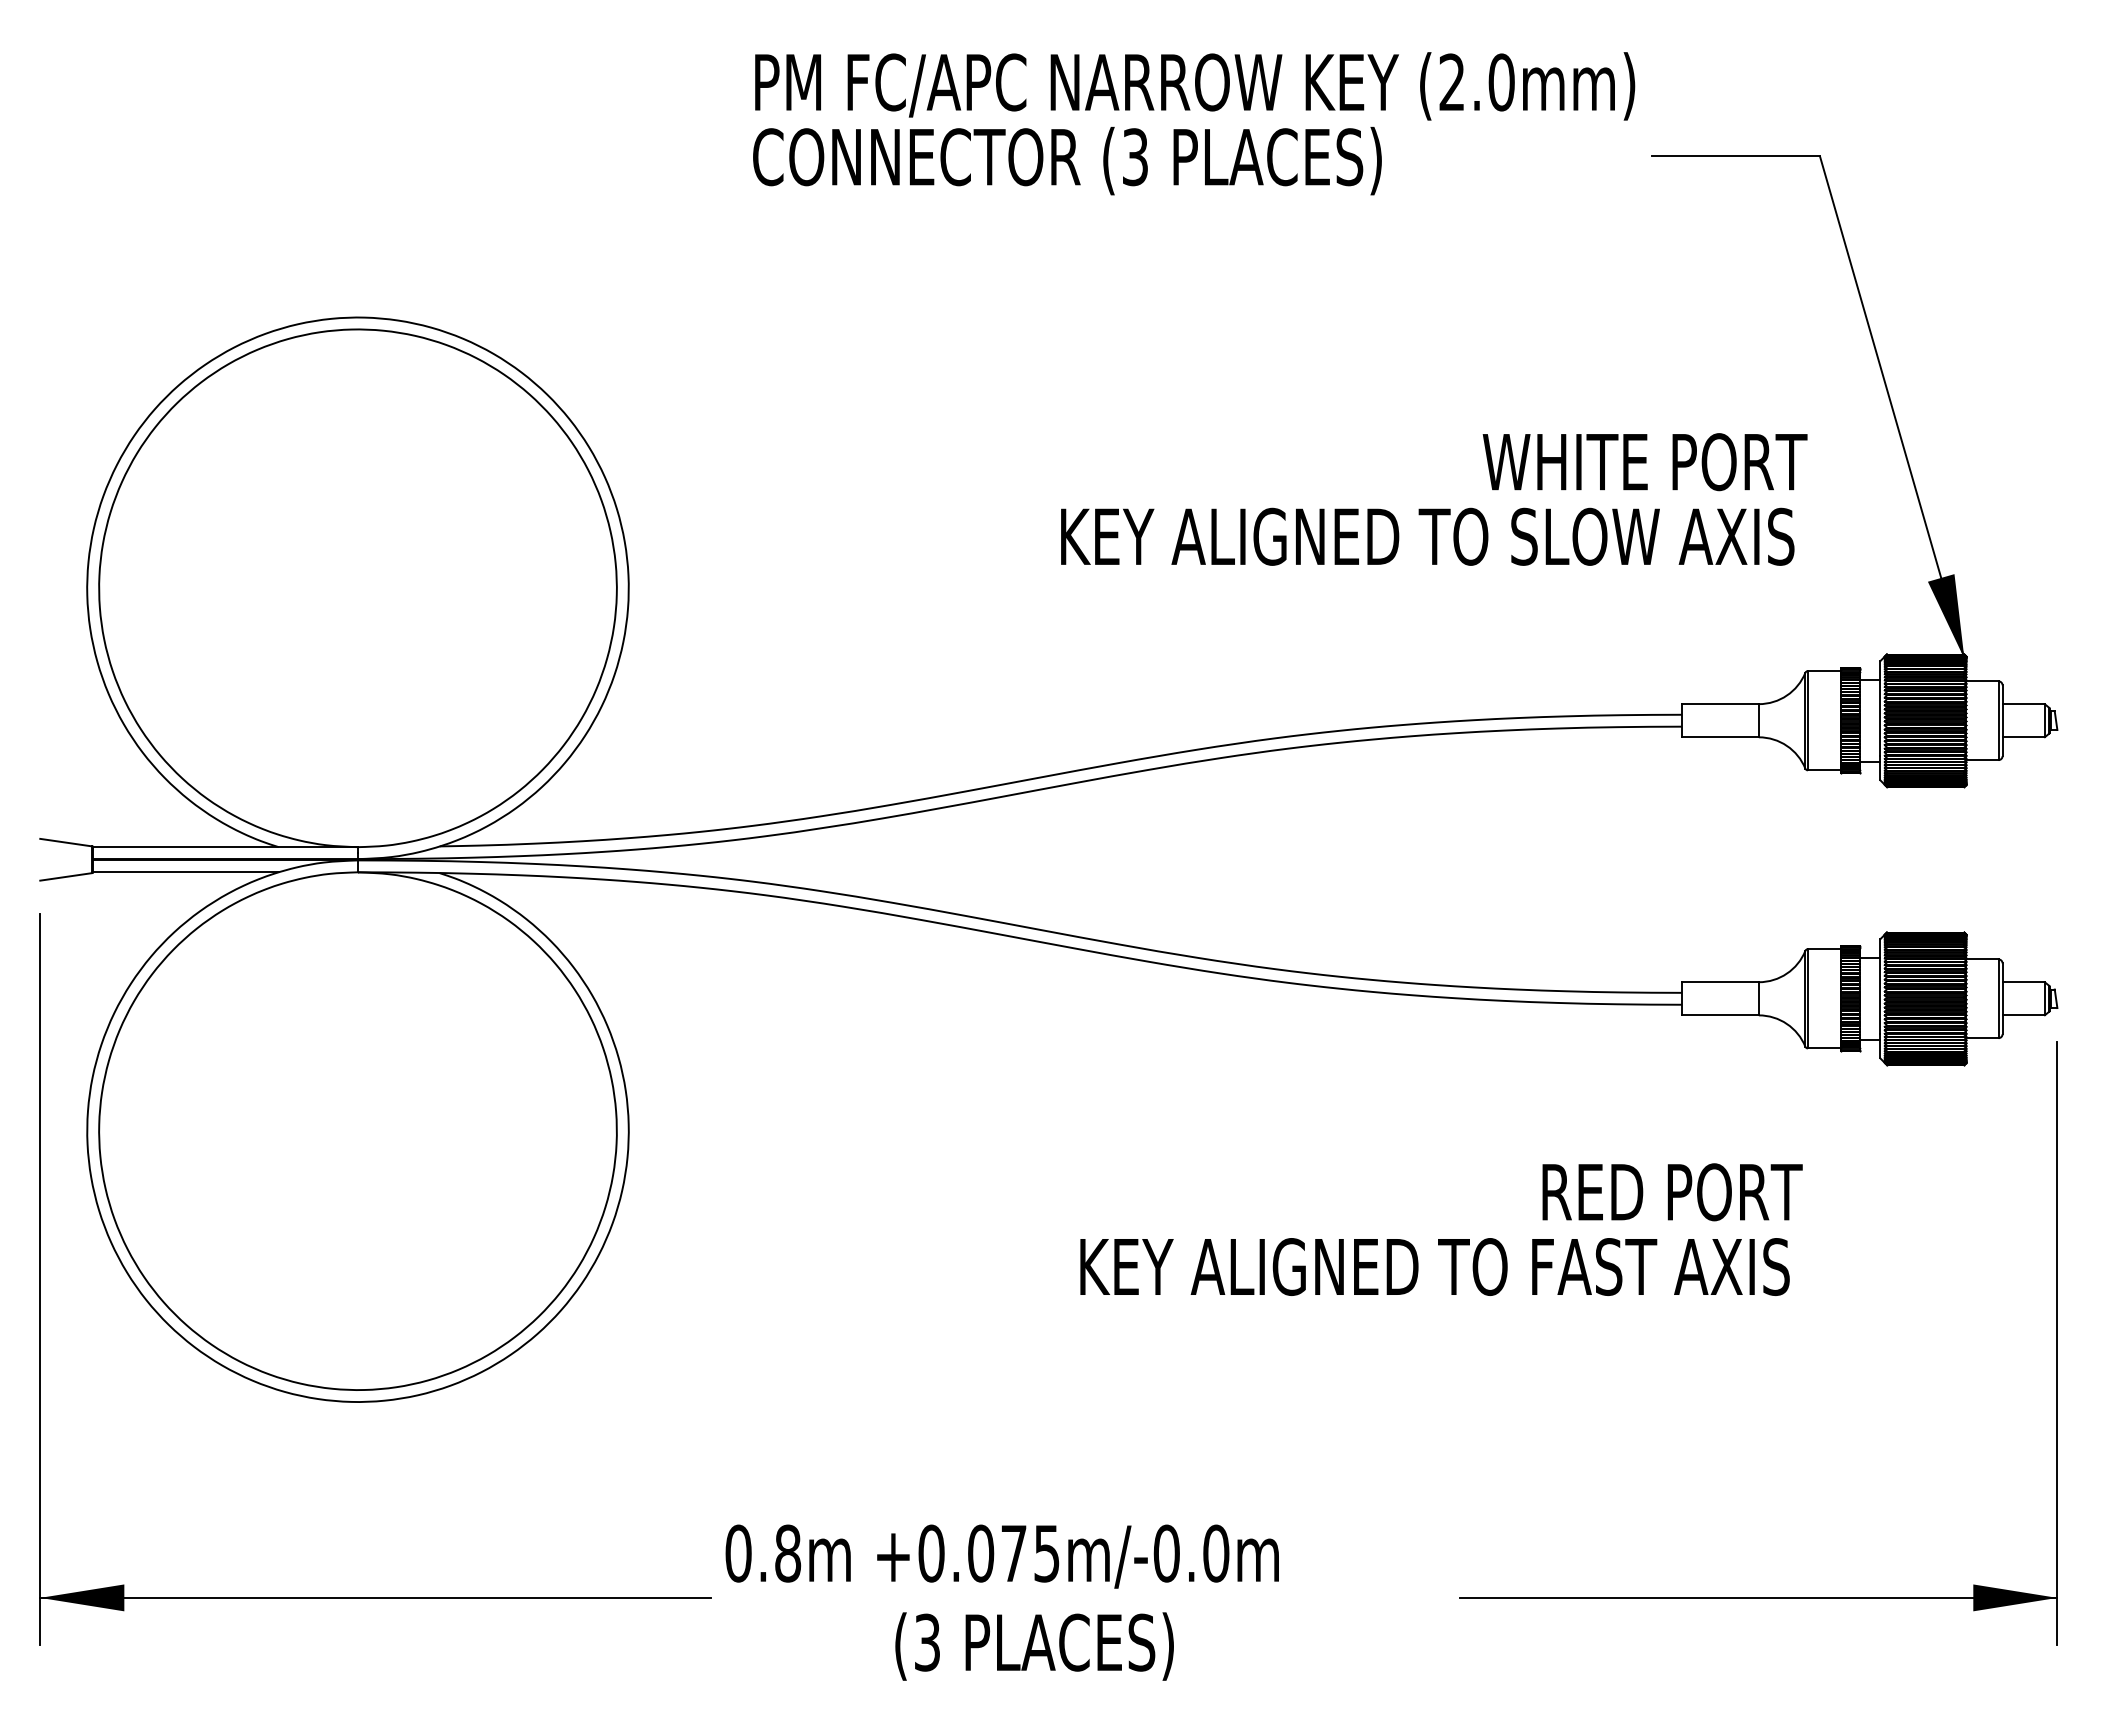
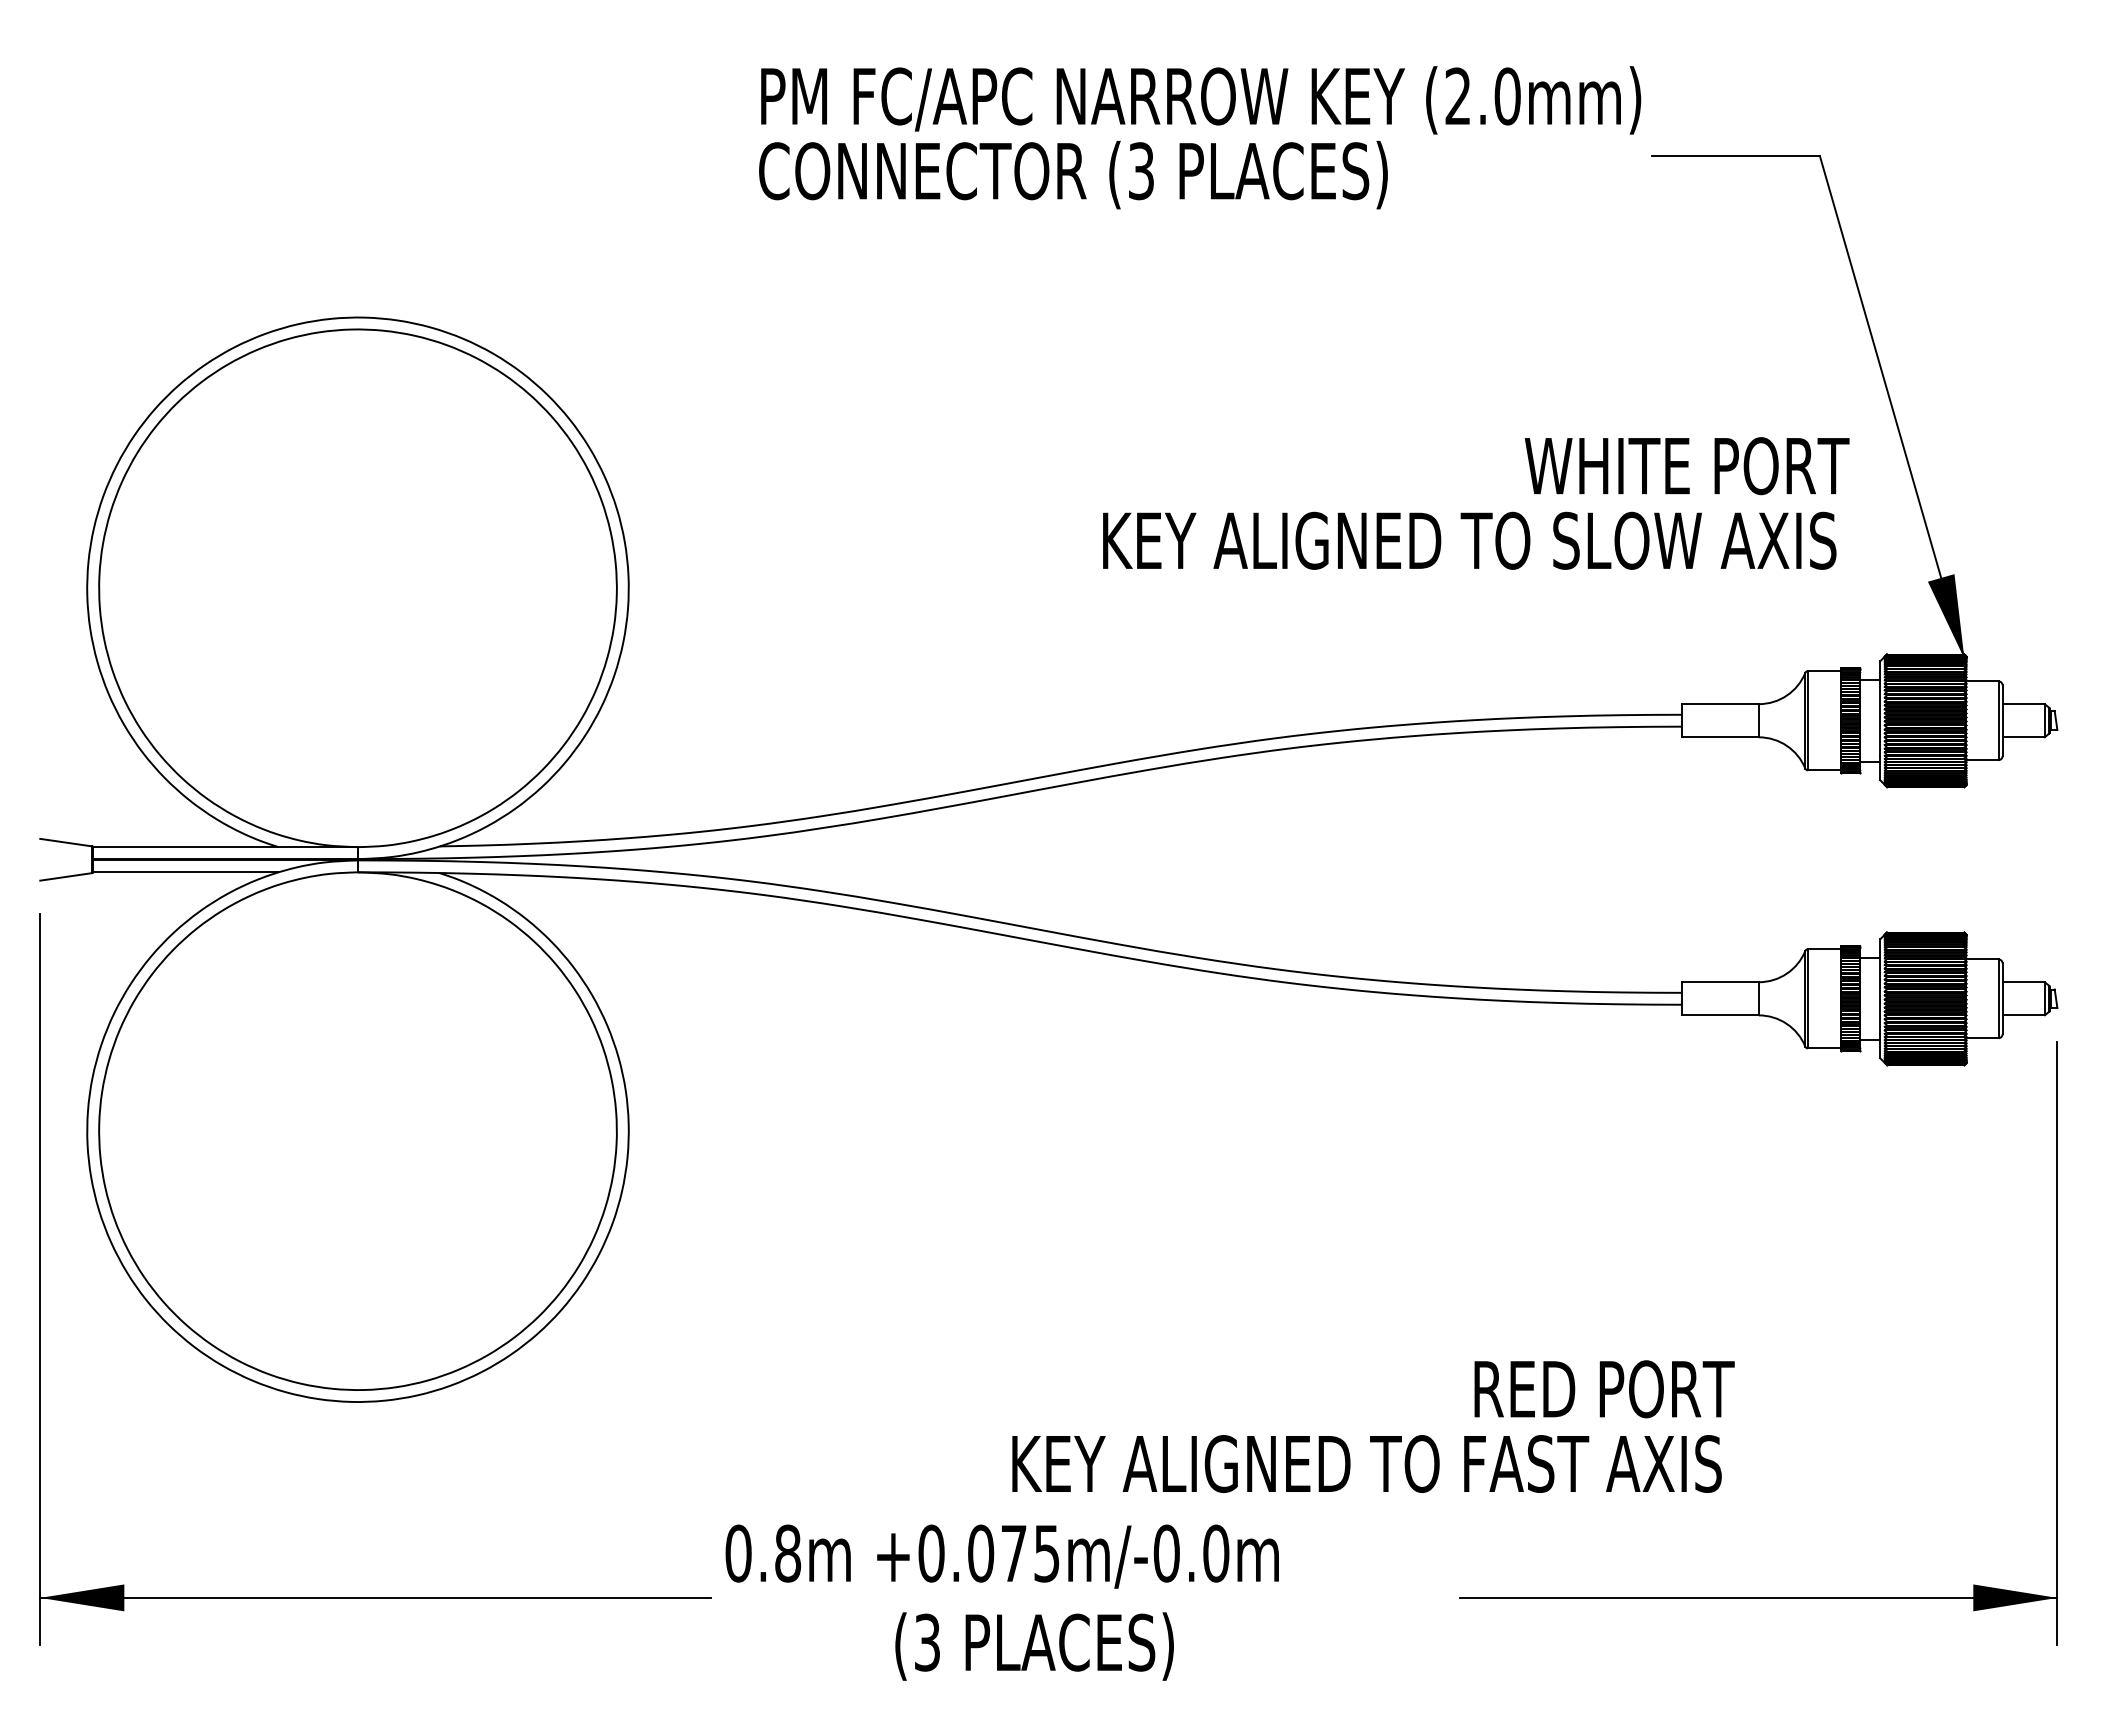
text position: (1194, 123) -> (1200, 137) (1200, 137)
text position: (1434, 499) -> (1476, 503) (1476, 503)
text position: (1441, 1229) -> (1373, 1426) (1373, 1426)
